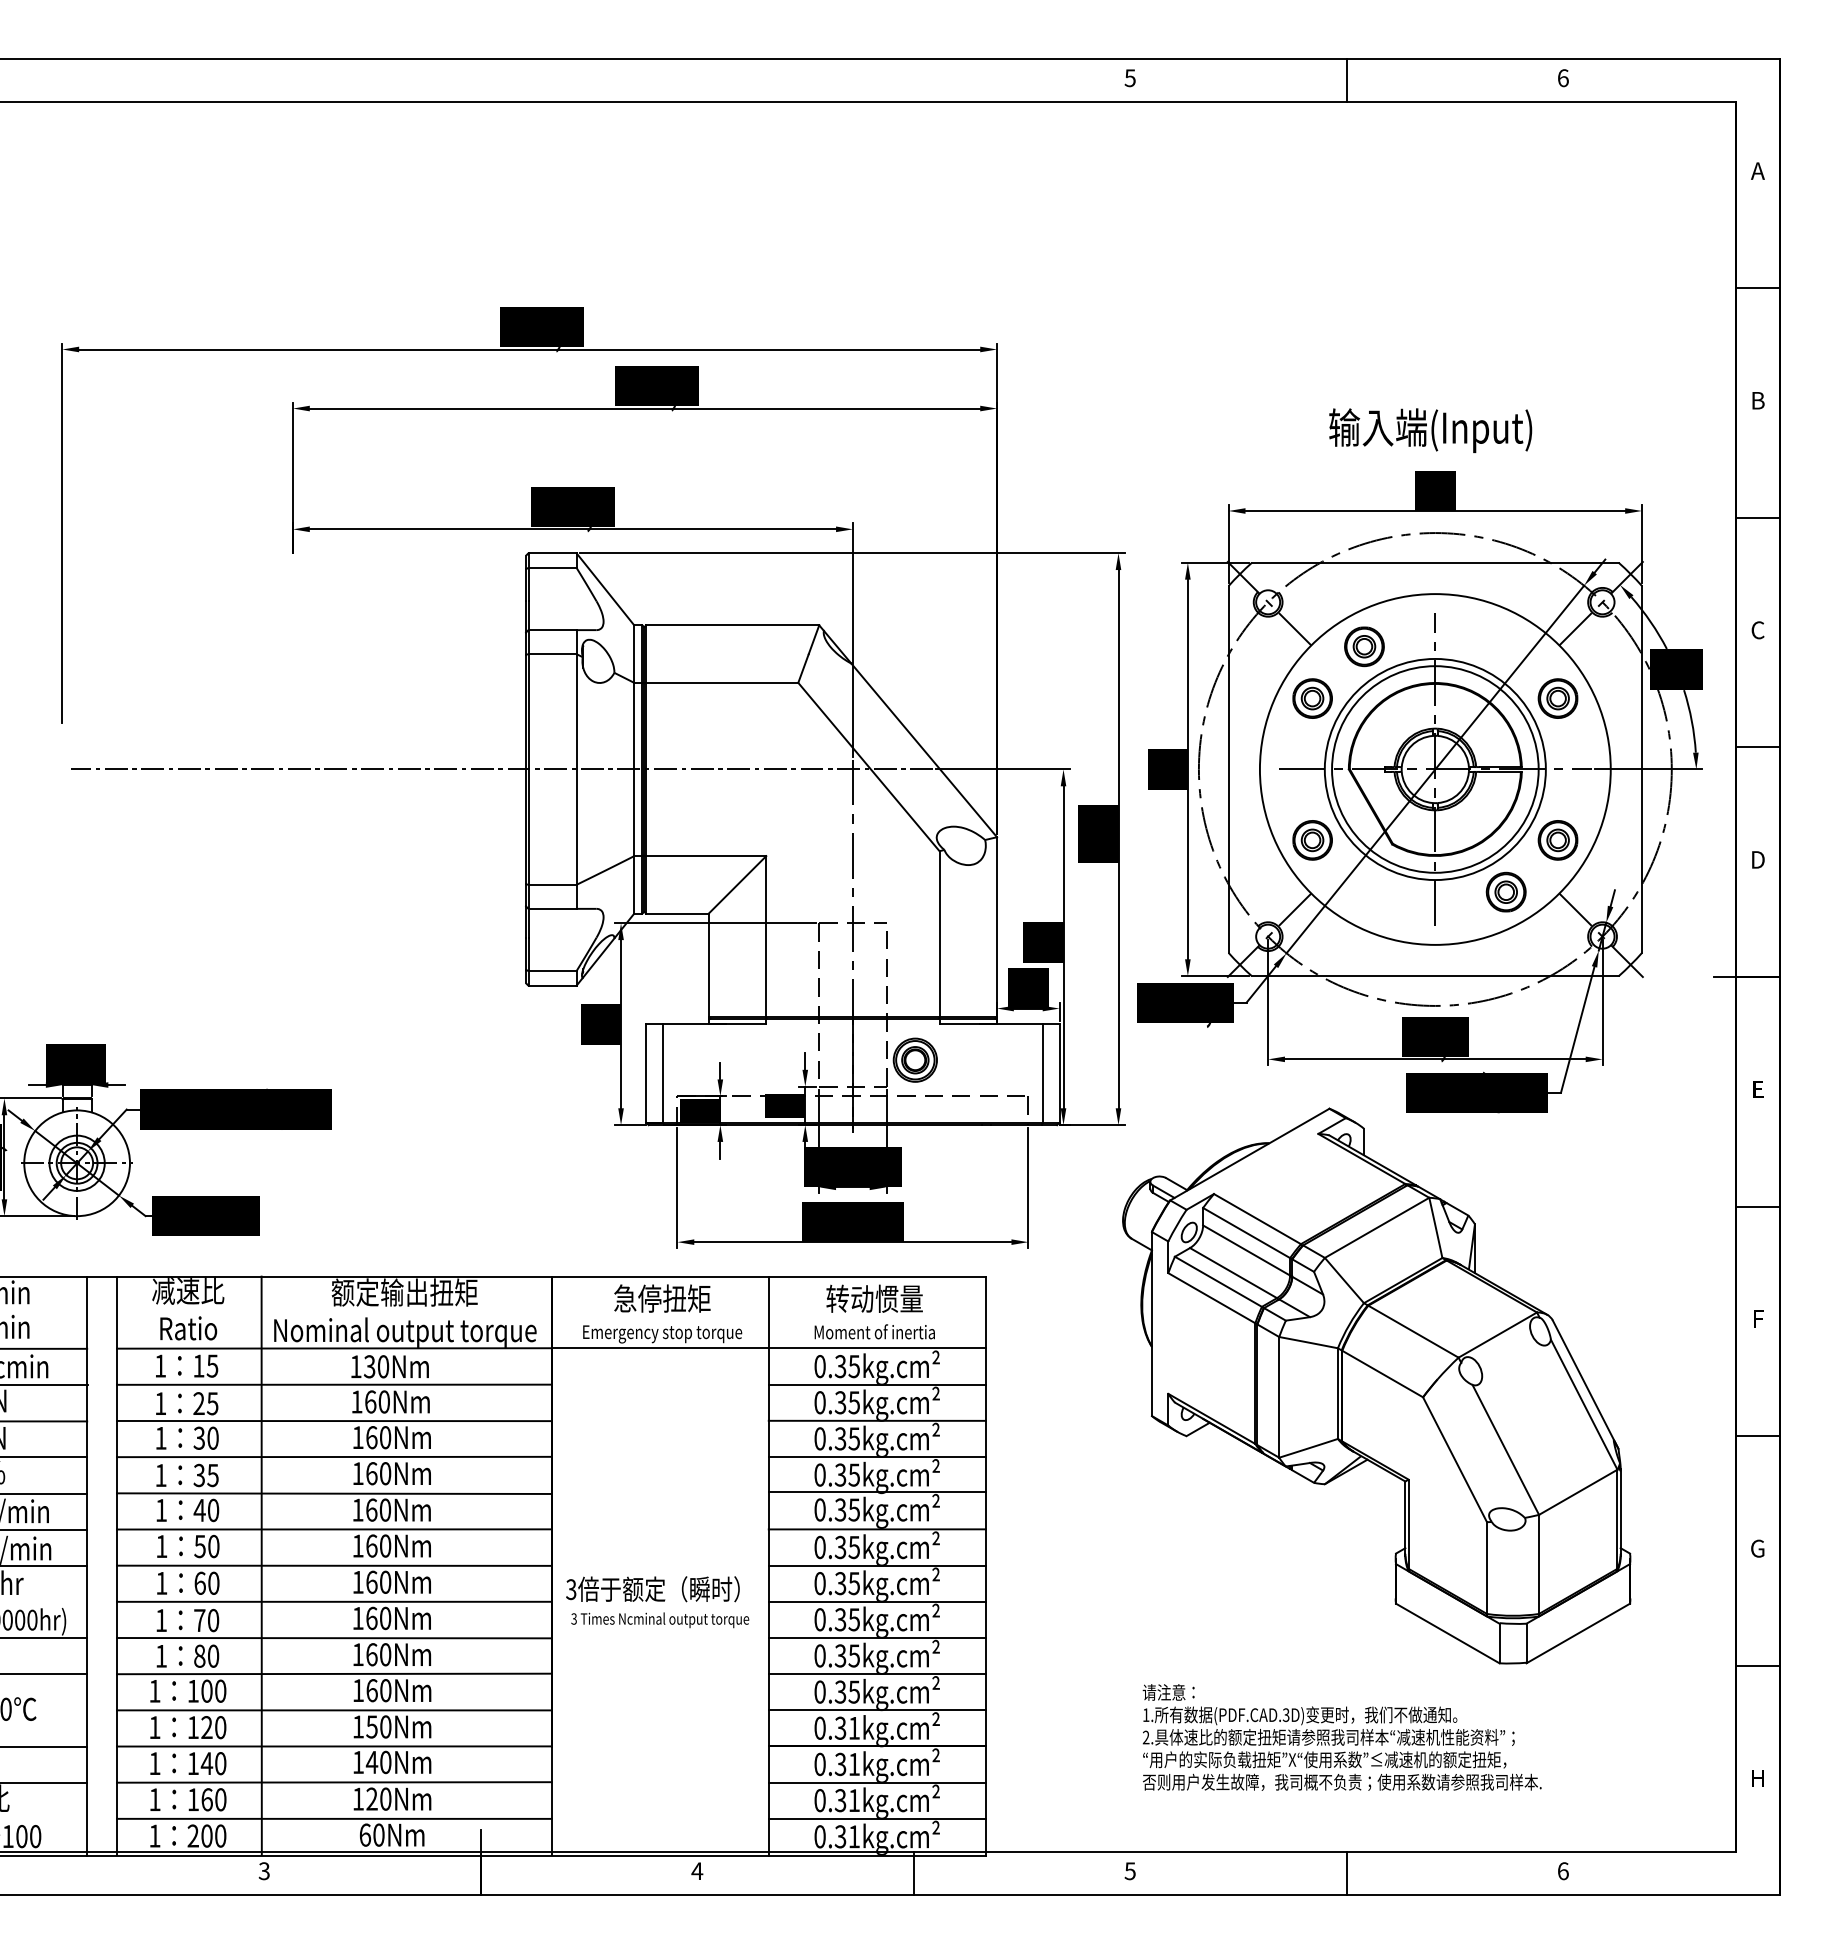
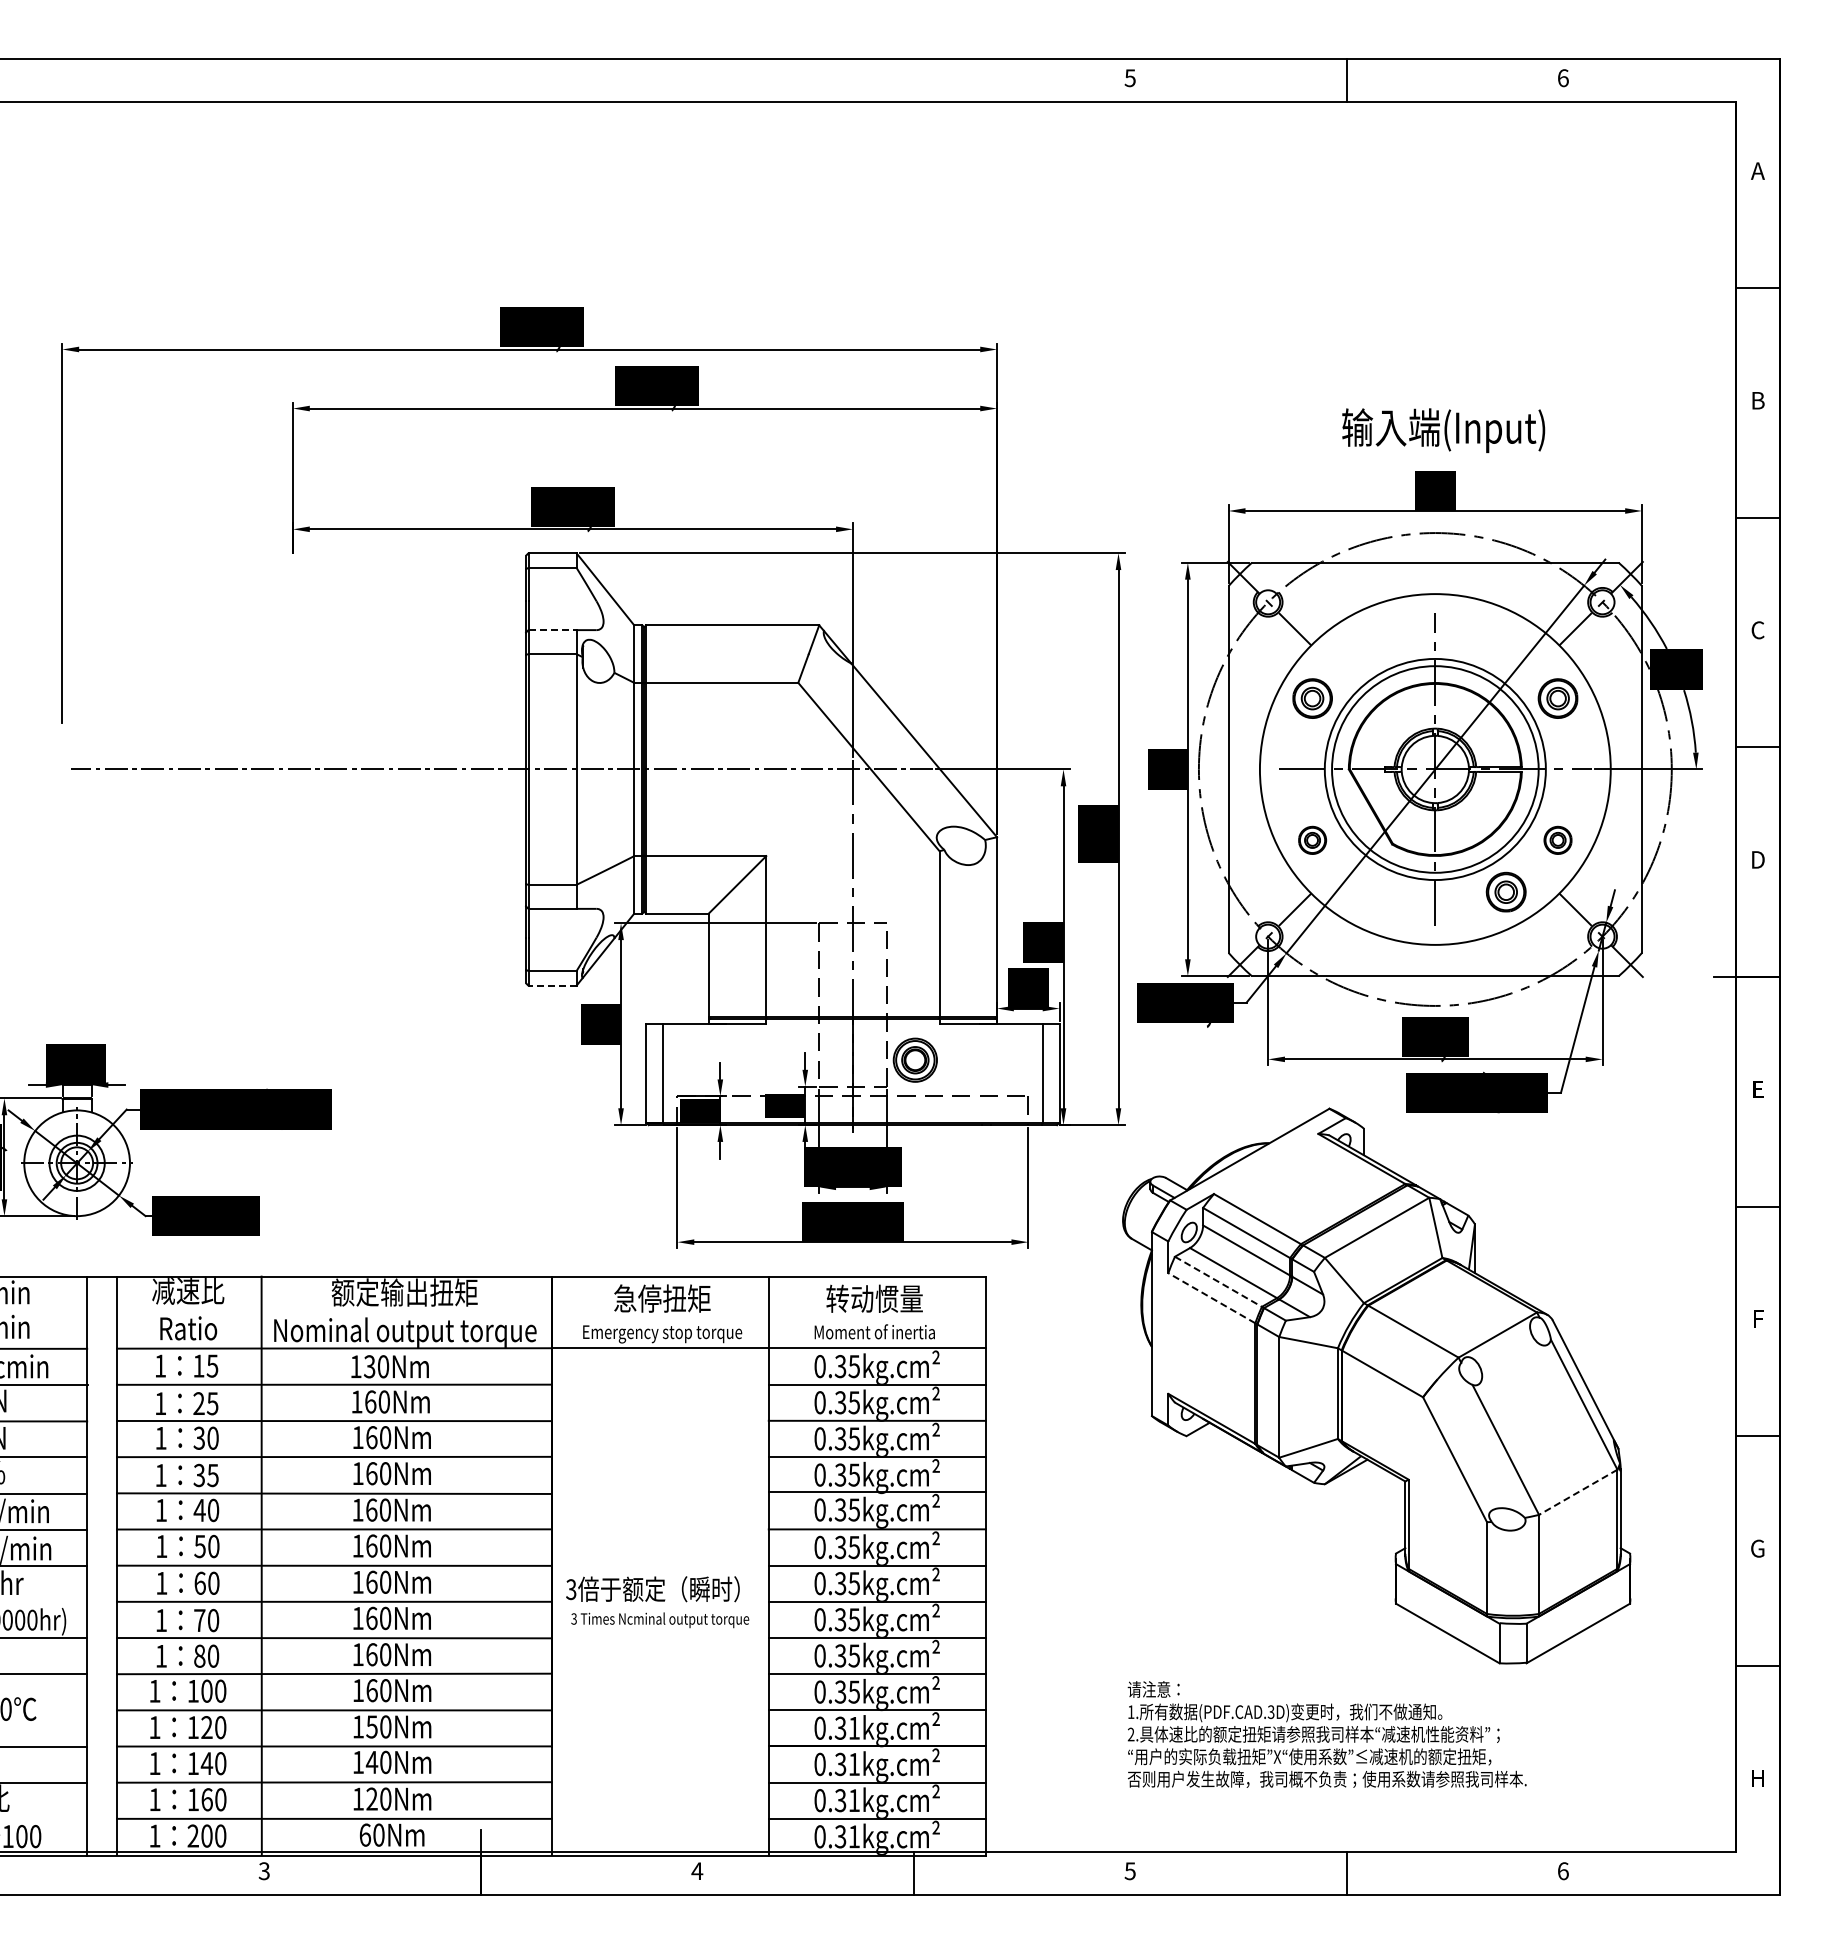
text position: (1430, 430) -> (1443, 430) (1443, 430)
line: solid -> dashed (553, 630)
part: present -> none (1364, 646)
part size: 41x41 px -> 30x30 px (1312, 839)
part size: 42x41 px -> 30x30 px (1557, 839)
line: solid -> dashed (552, 985)
line: solid -> dashed (1218, 1282)
line: solid -> dashed (1211, 1297)
line: solid -> dashed (1577, 1492)
text position: (1341, 1737) -> (1326, 1734) (1326, 1734)
